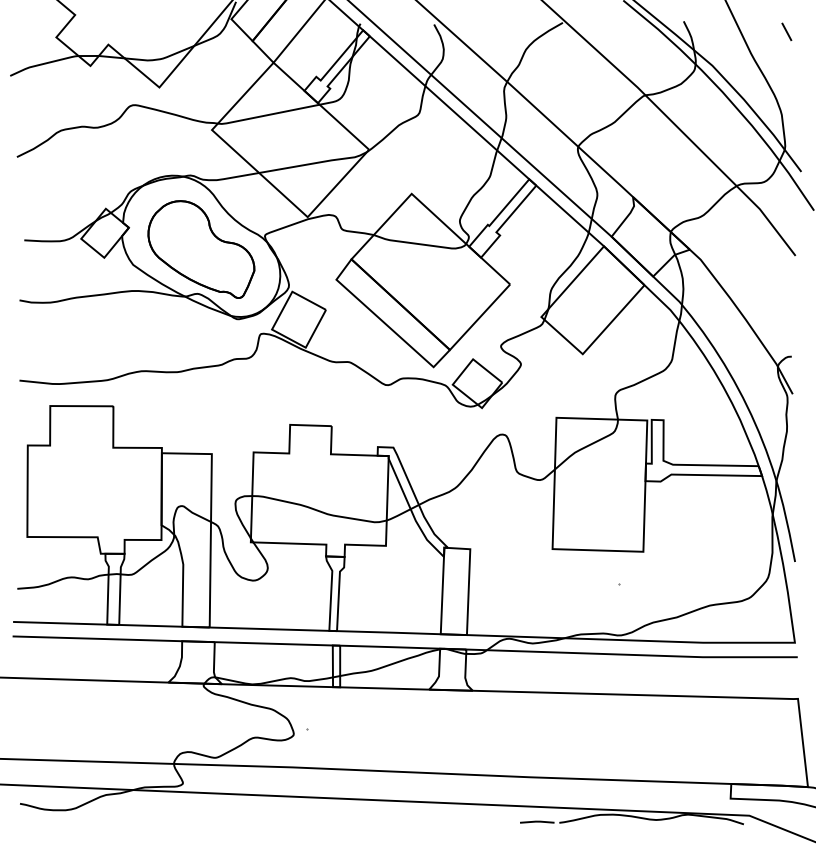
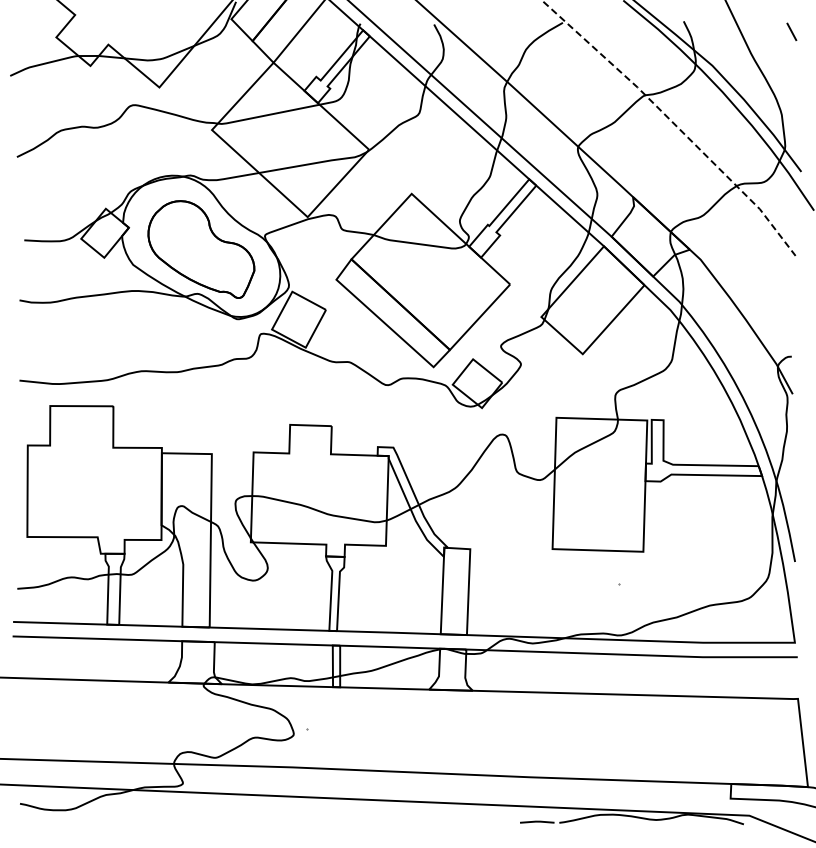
line position: (786, 31) -> (791, 31) (791, 31)
line: solid -> dashed (673, 123)
